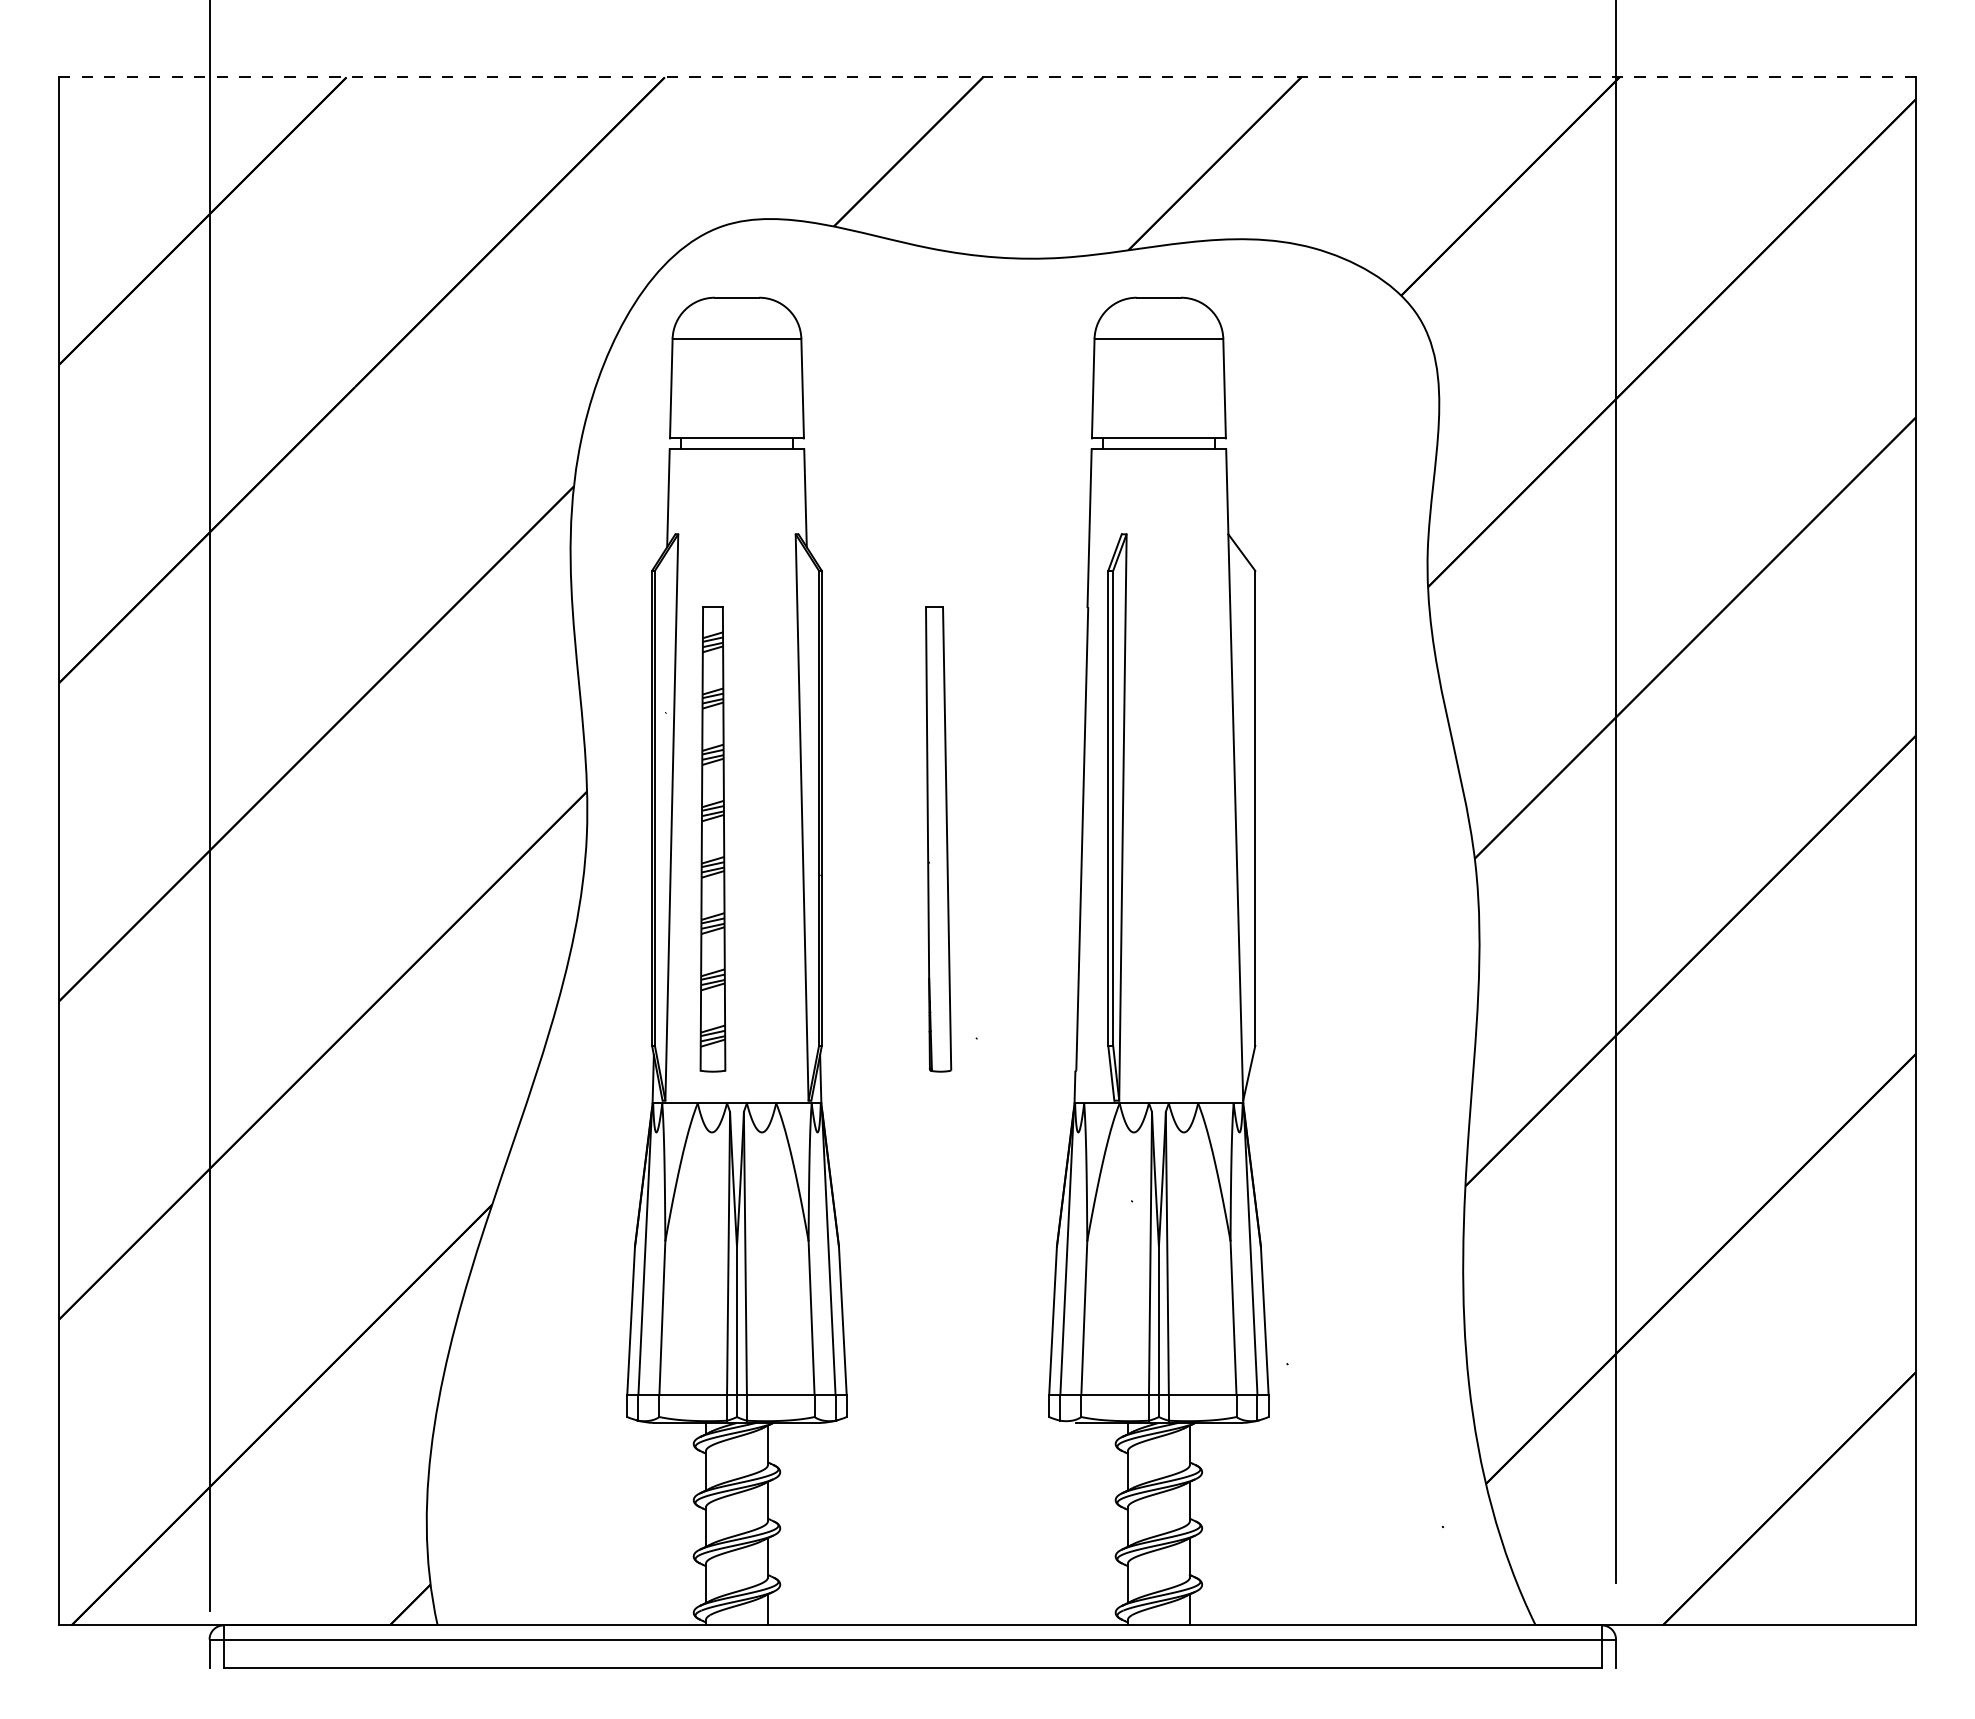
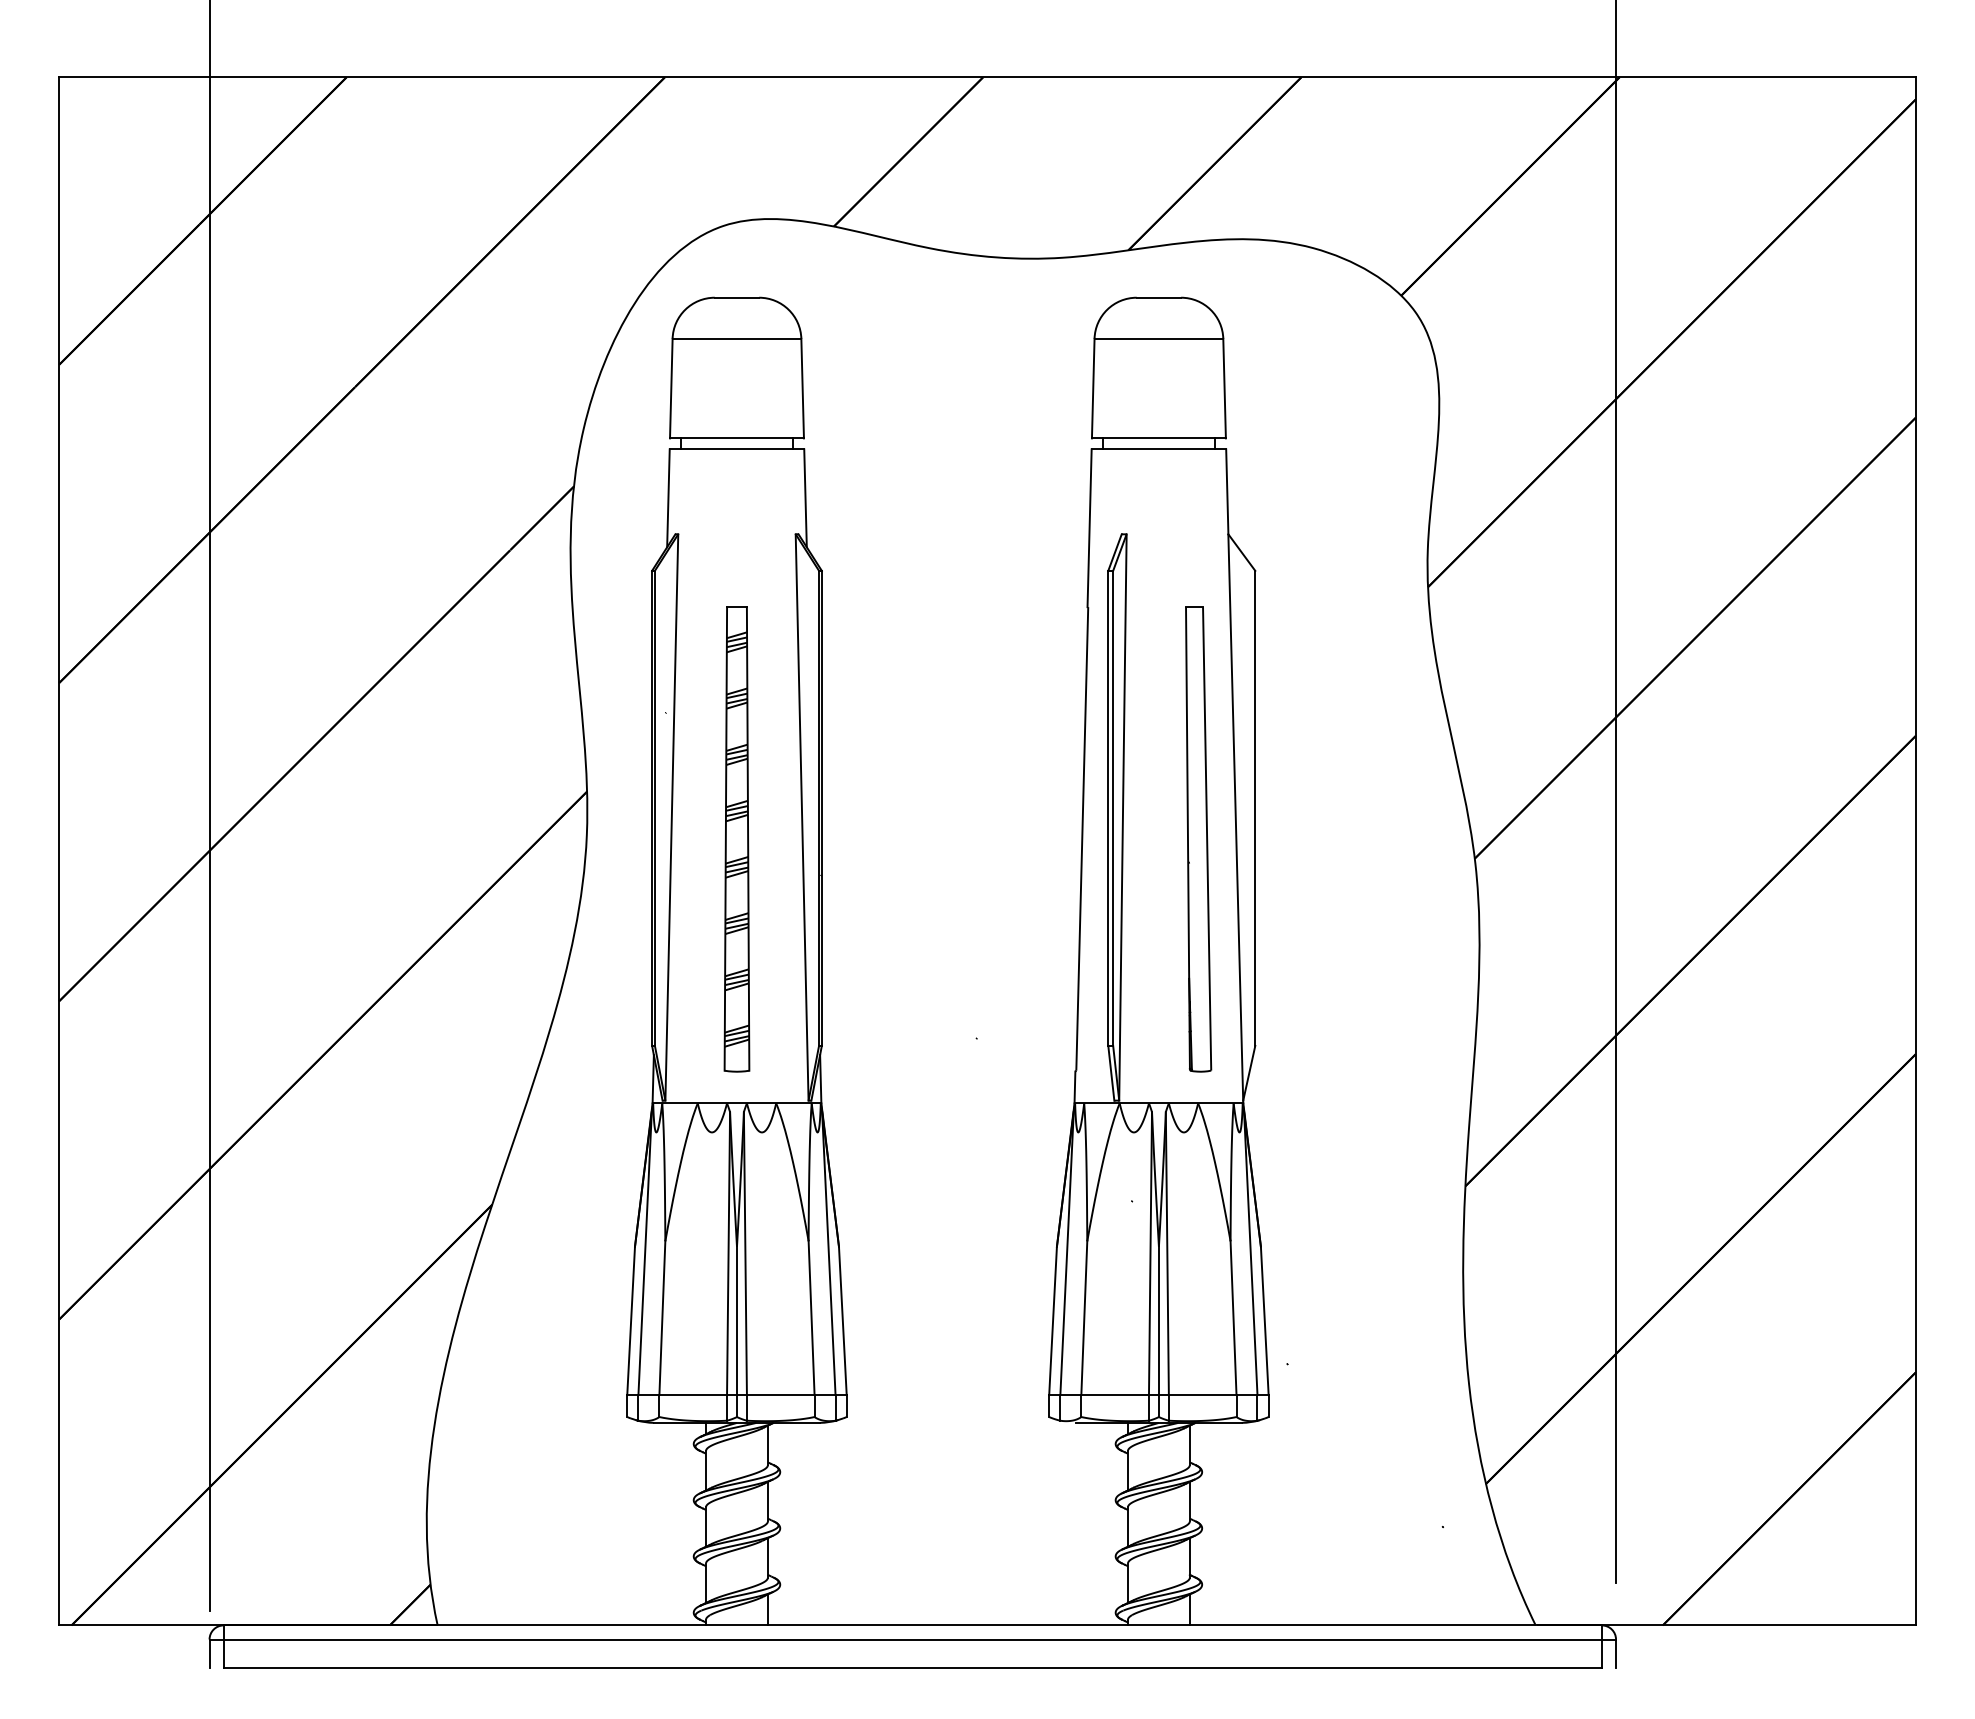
line: dashed -> solid (987, 77)
part position: (712, 839) -> (736, 839) (736, 839)
part position: (938, 839) -> (1198, 839) (1198, 839)
